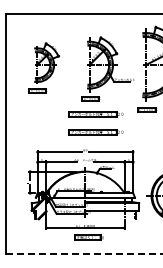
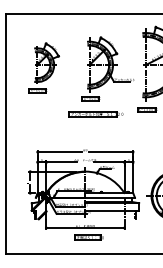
part: present -> none (95, 132)
line: dashed -> solid (84, 254)
